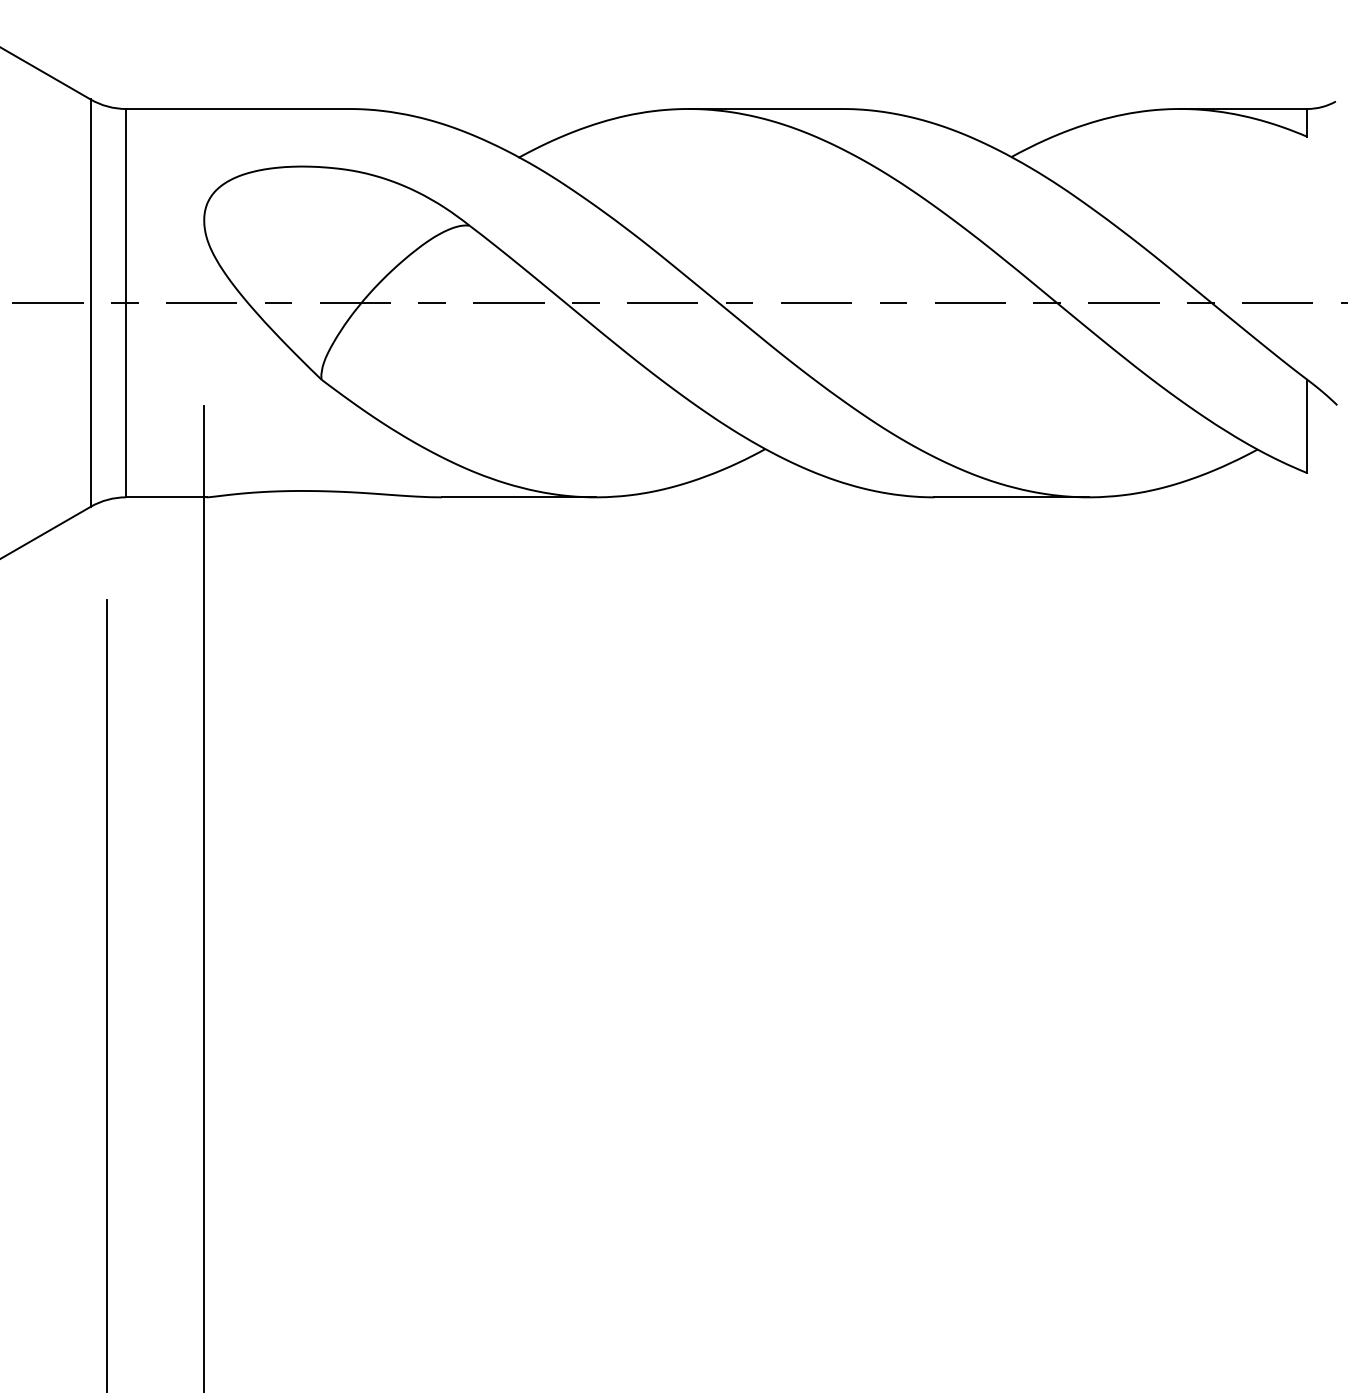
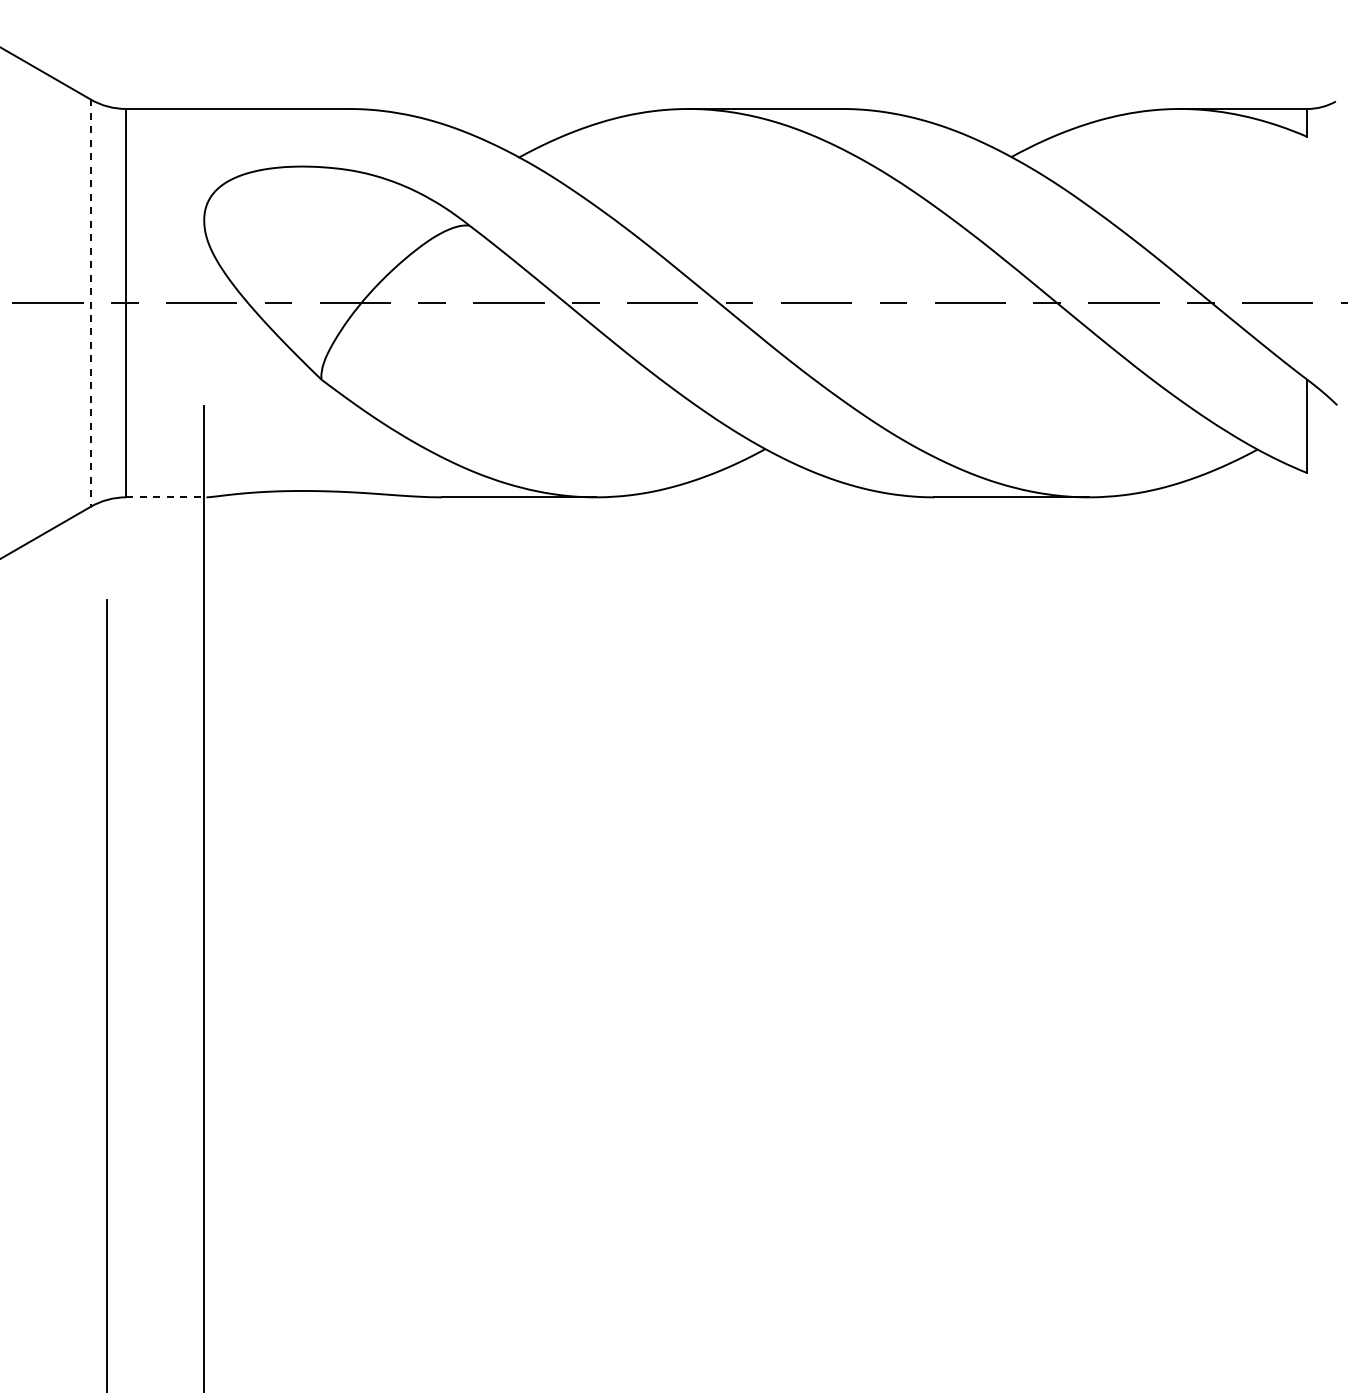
line: solid -> dashed (90, 303)
line: solid -> dashed (166, 497)
